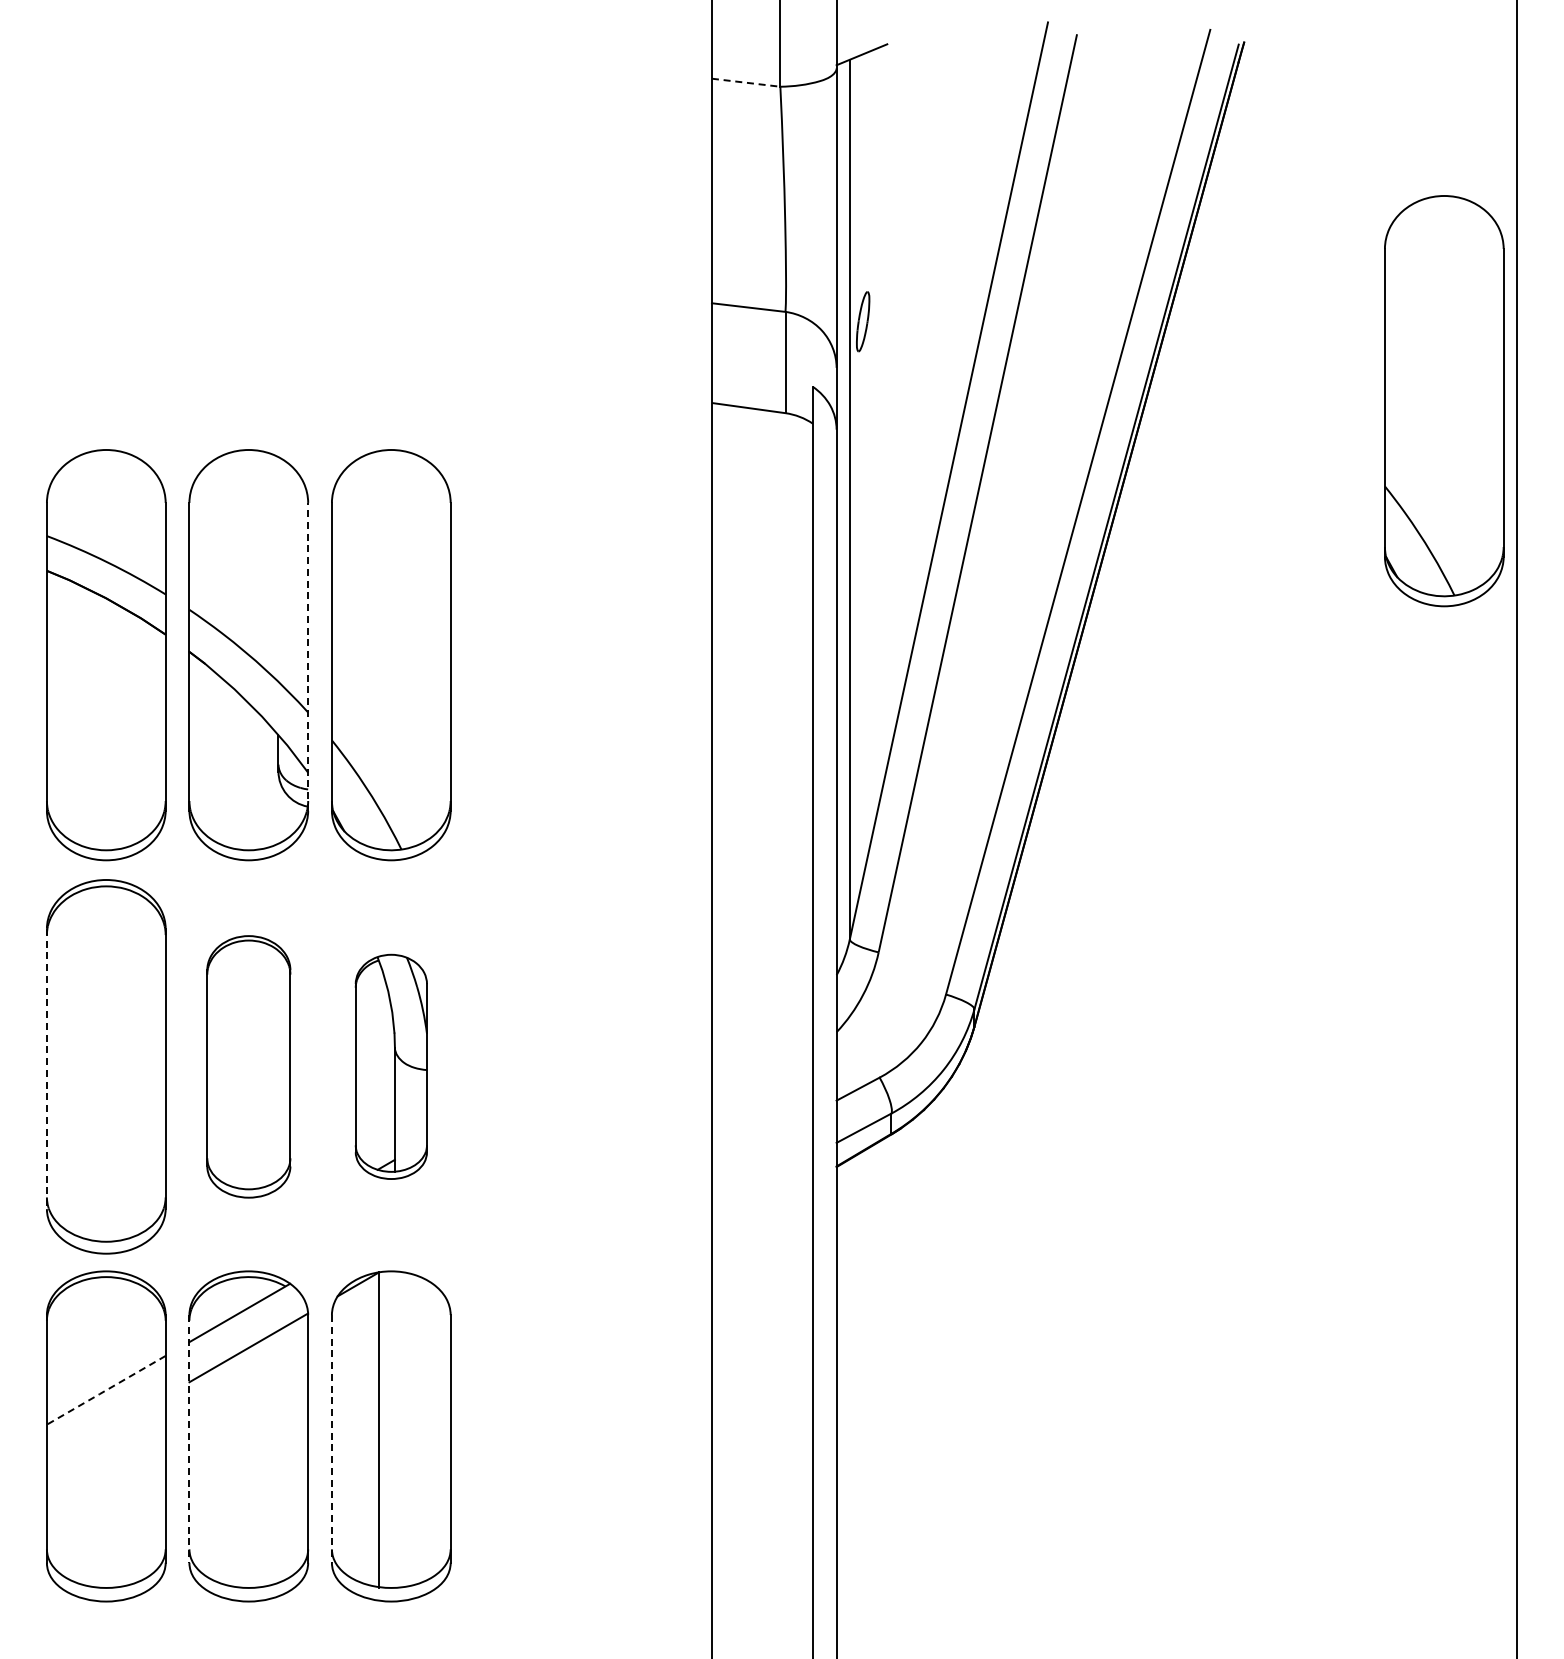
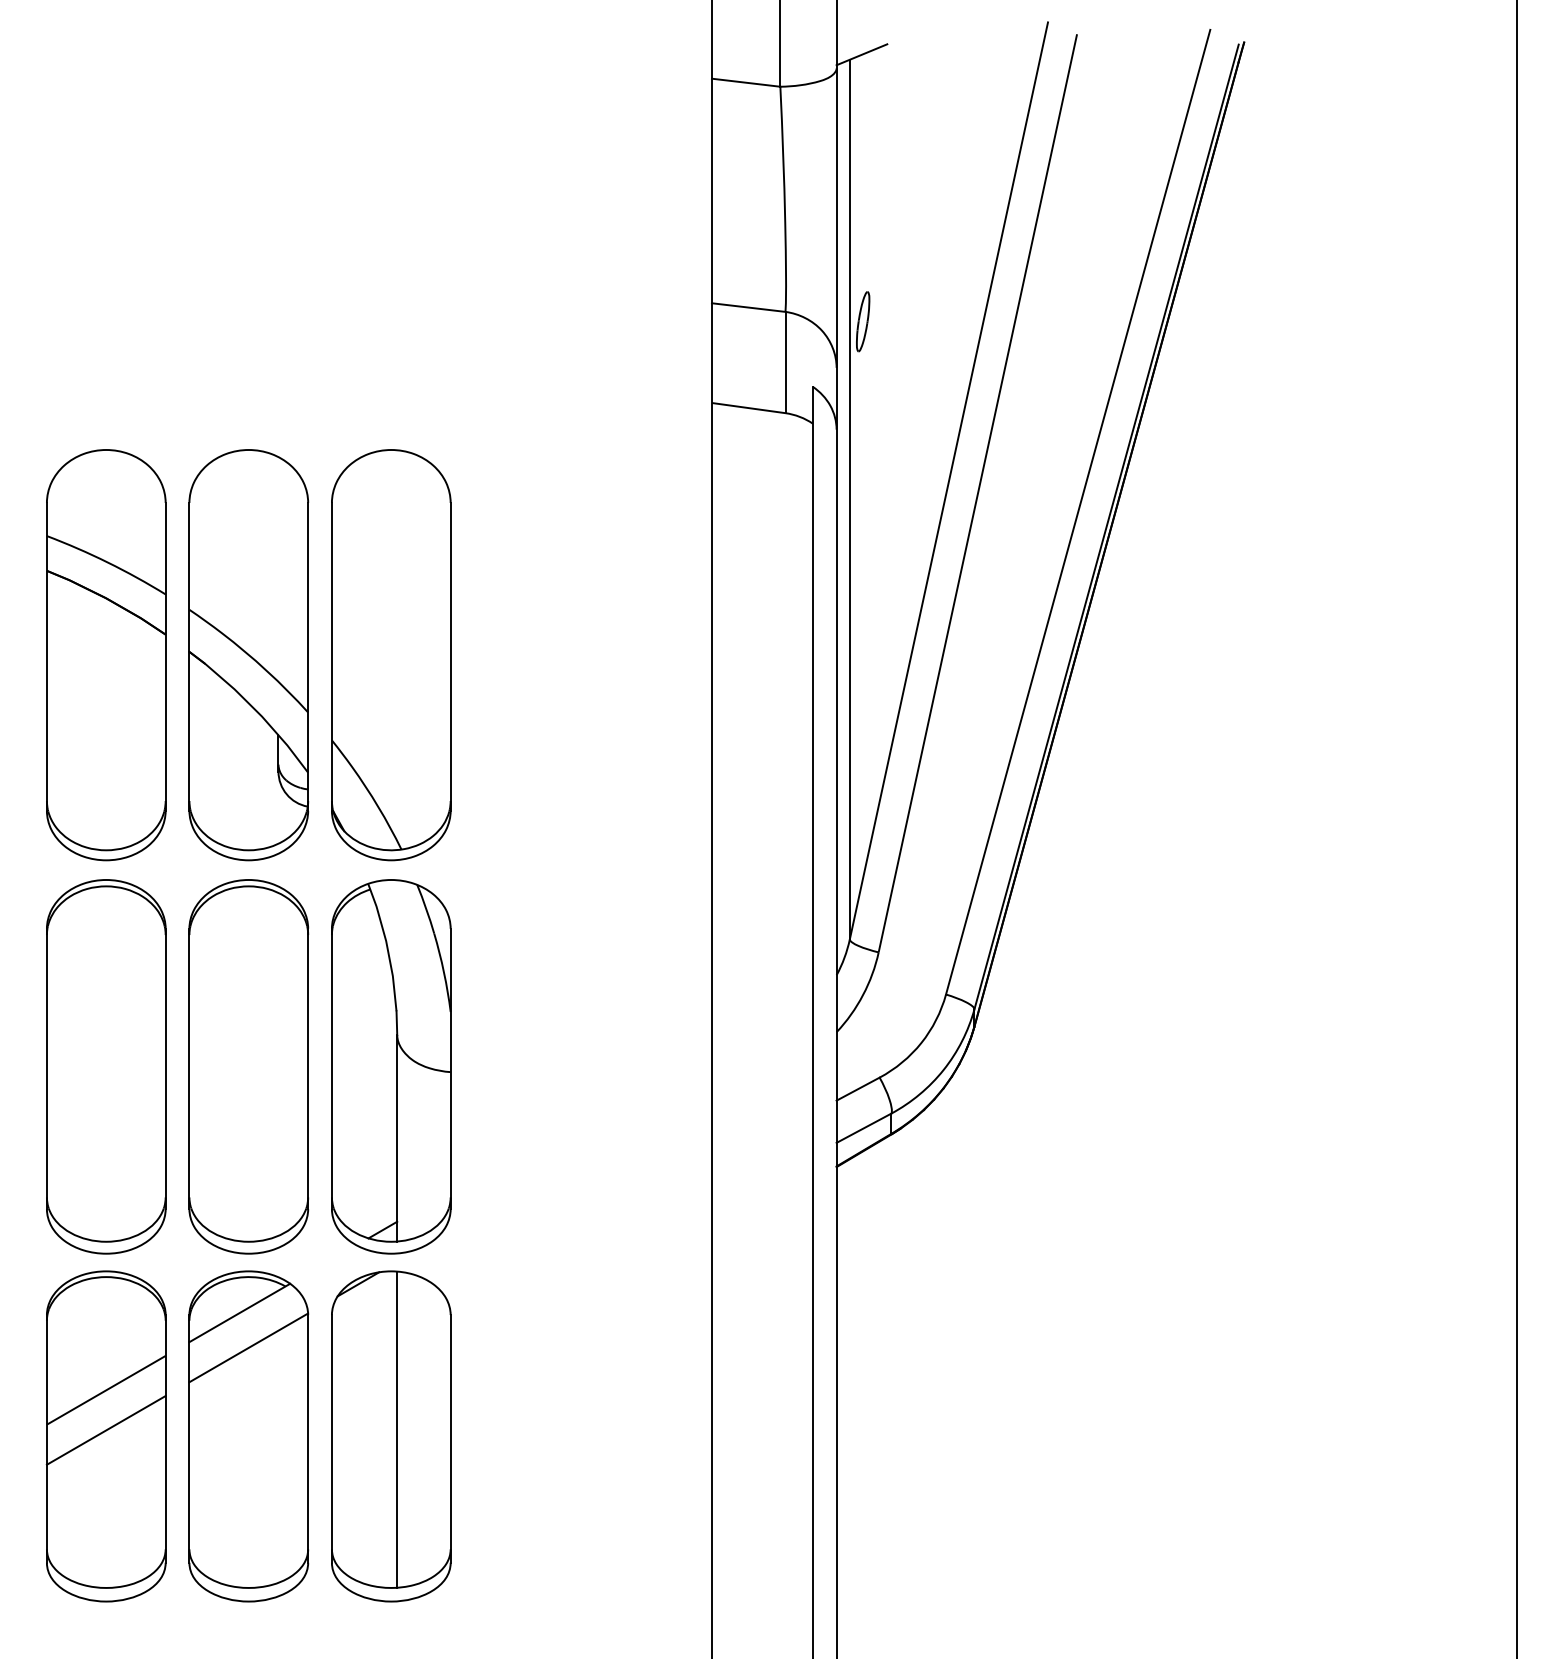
line: dashed -> solid (746, 82)
part: present -> none (1444, 401)
line: dashed -> solid (308, 656)
part size: 86x264 px -> 122x376 px (248, 1066)
part size: 74x227 px -> 121x376 px (391, 1066)
line: dashed -> solid (46, 1069)
line: dashed -> solid (105, 1390)
line position: (379, 1429) -> (397, 1429) (397, 1429)
line: none -> present (105, 1430)
line: dashed -> solid (189, 1438)
line: dashed -> solid (331, 1438)
